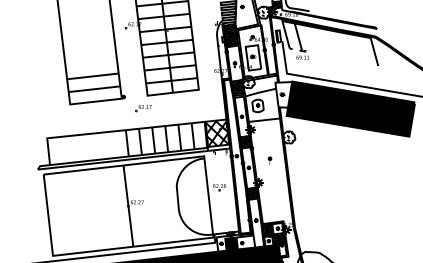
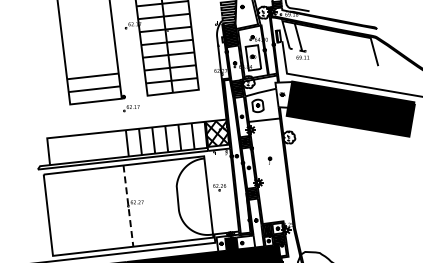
part position: (143, 108) -> (131, 108) (131, 108)
line: solid -> dashed (128, 206)
